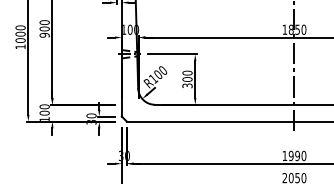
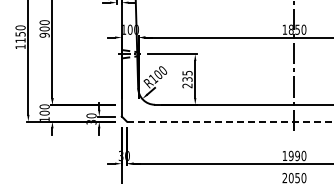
text: 1000 -> 1150 (20, 36)
text: 300 -> 235 (187, 79)
line: solid -> dashed (230, 121)
